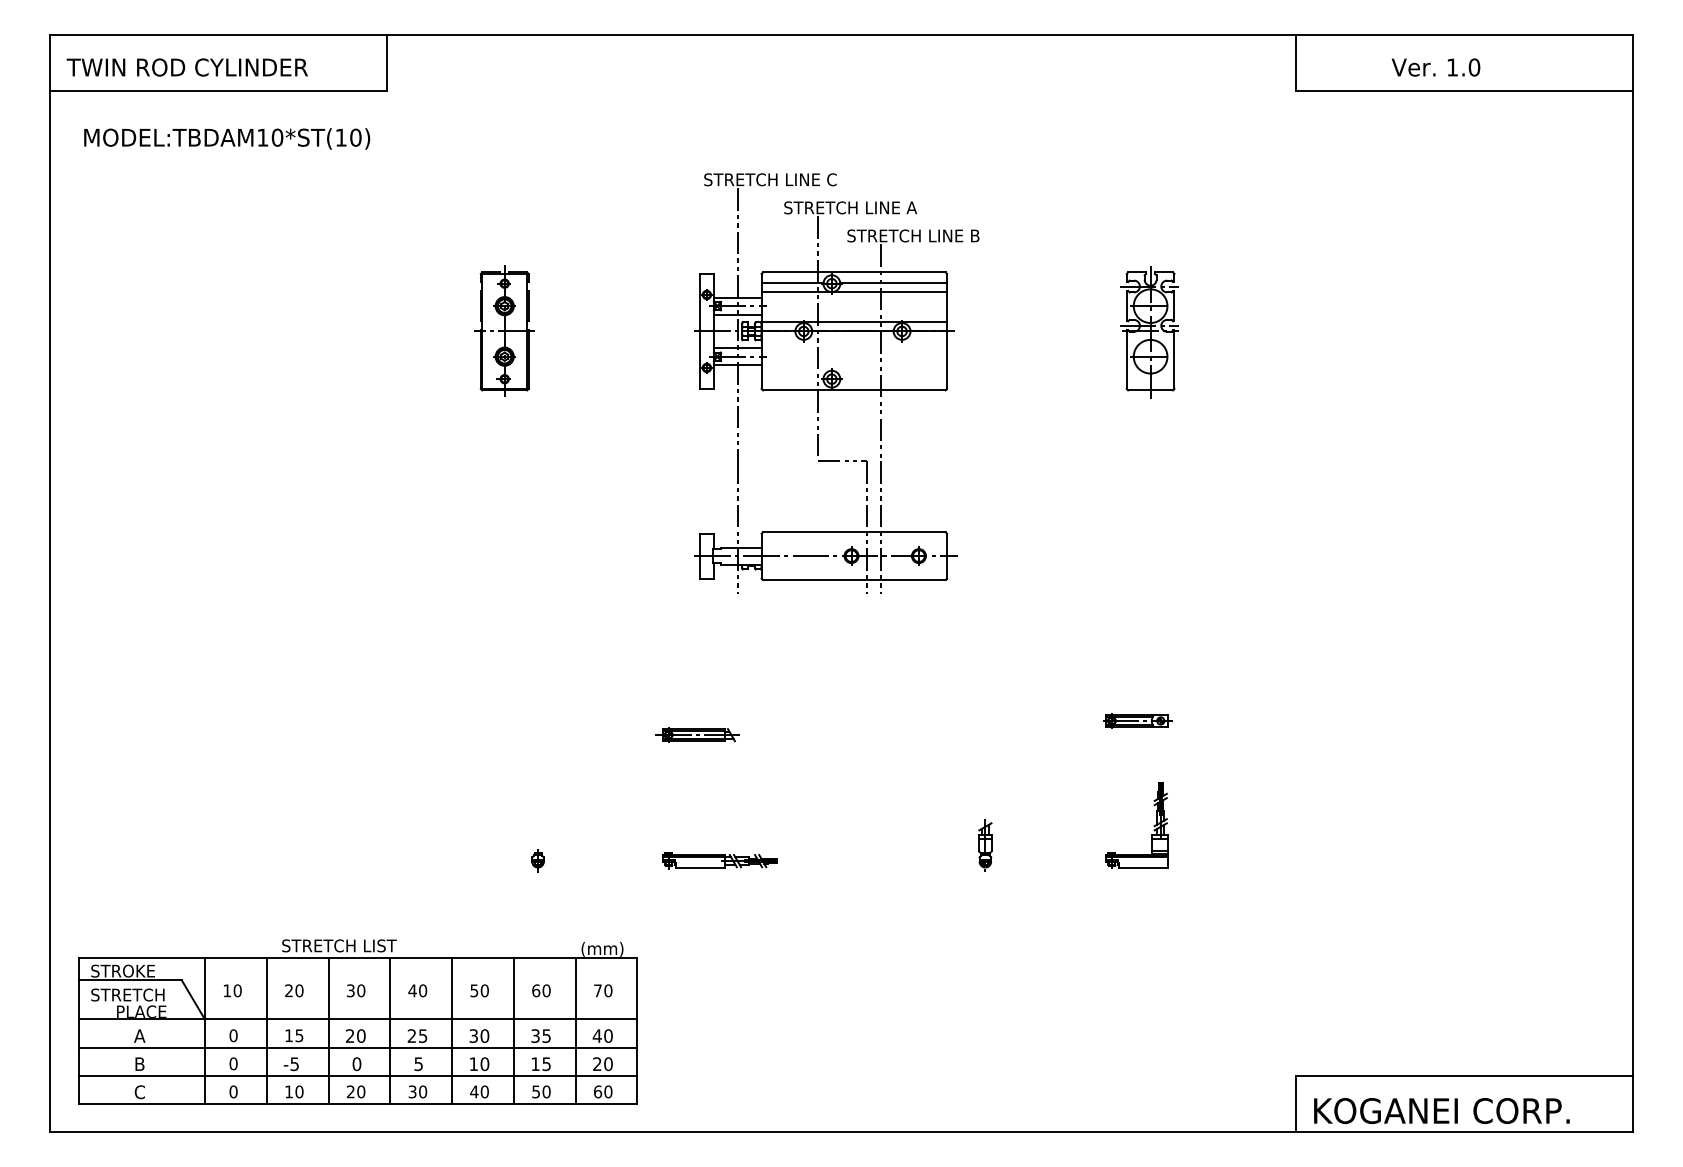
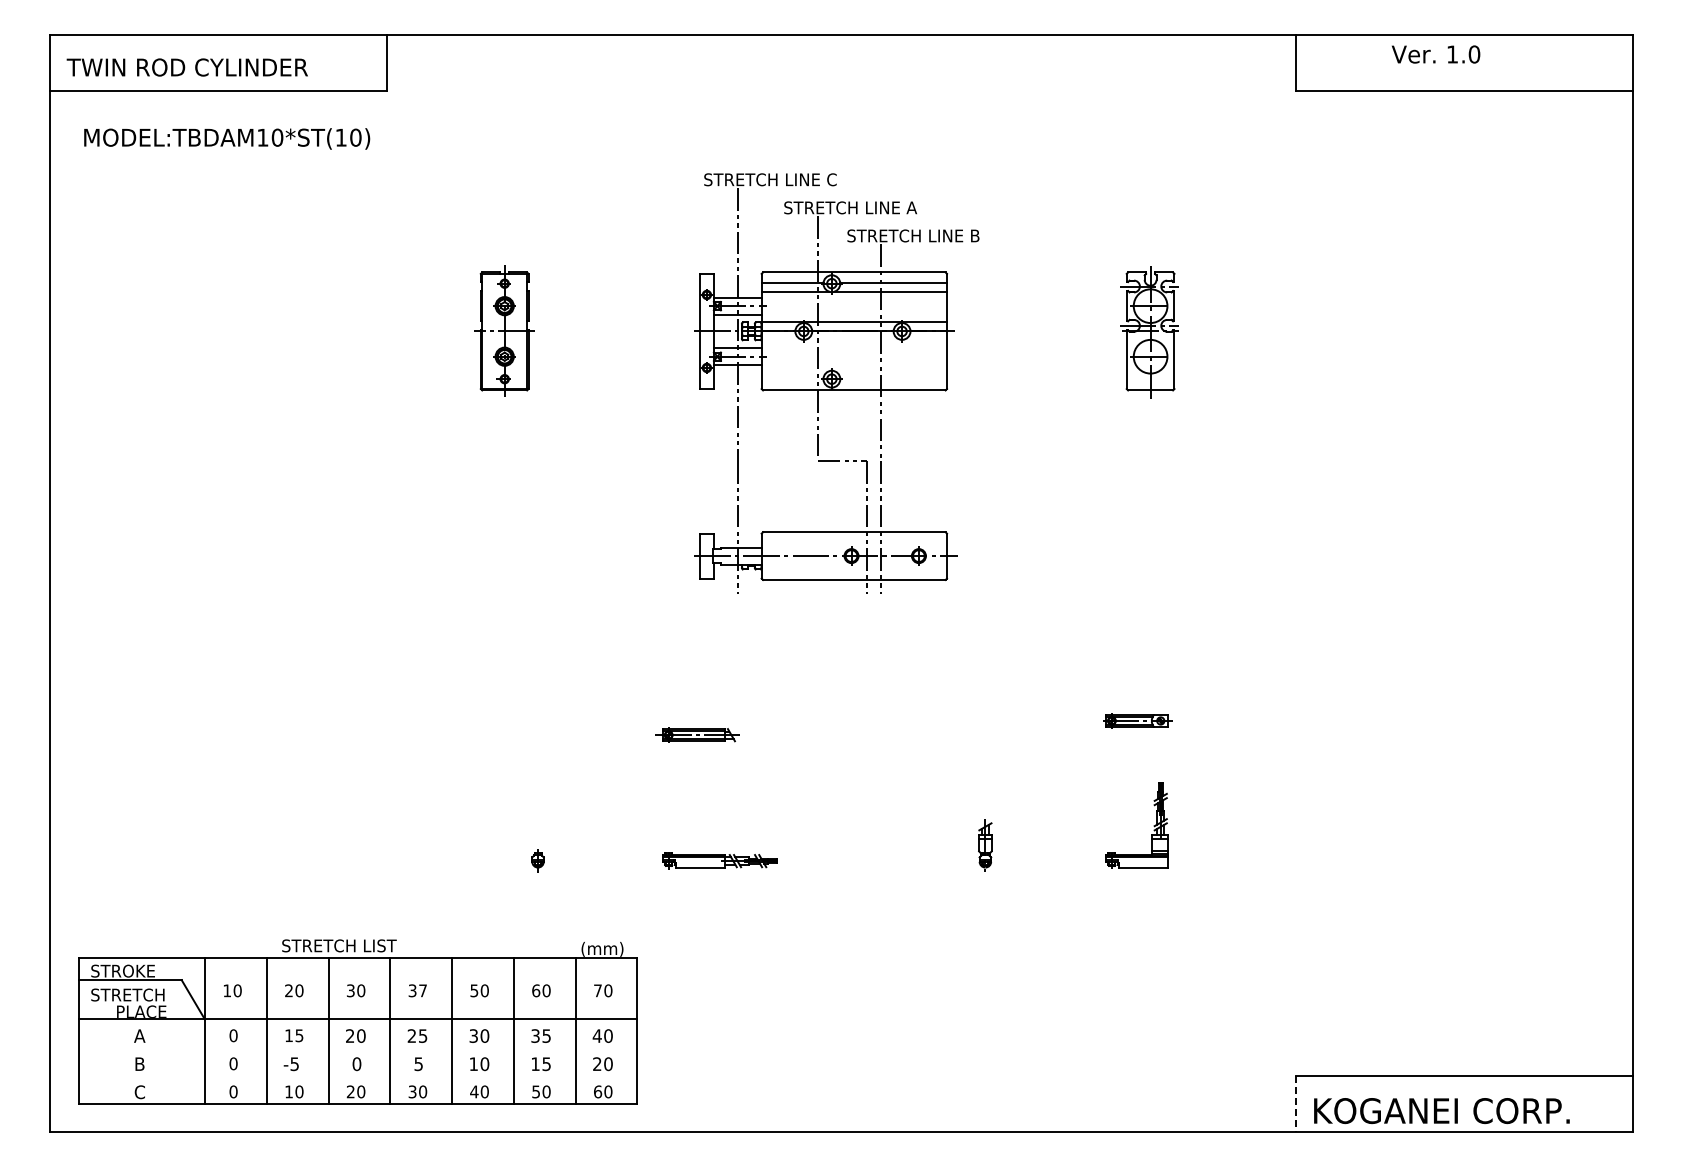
text position: (1436, 67) -> (1436, 54) (1436, 54)
text: 40 -> 37 (417, 990)
line: present -> none (357, 1047)
line: present -> none (357, 1075)
line: solid -> dashed (1295, 1104)
